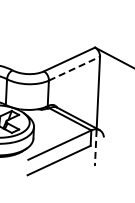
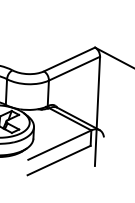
line: dashed -> solid (74, 68)
line: dashed -> solid (95, 148)
